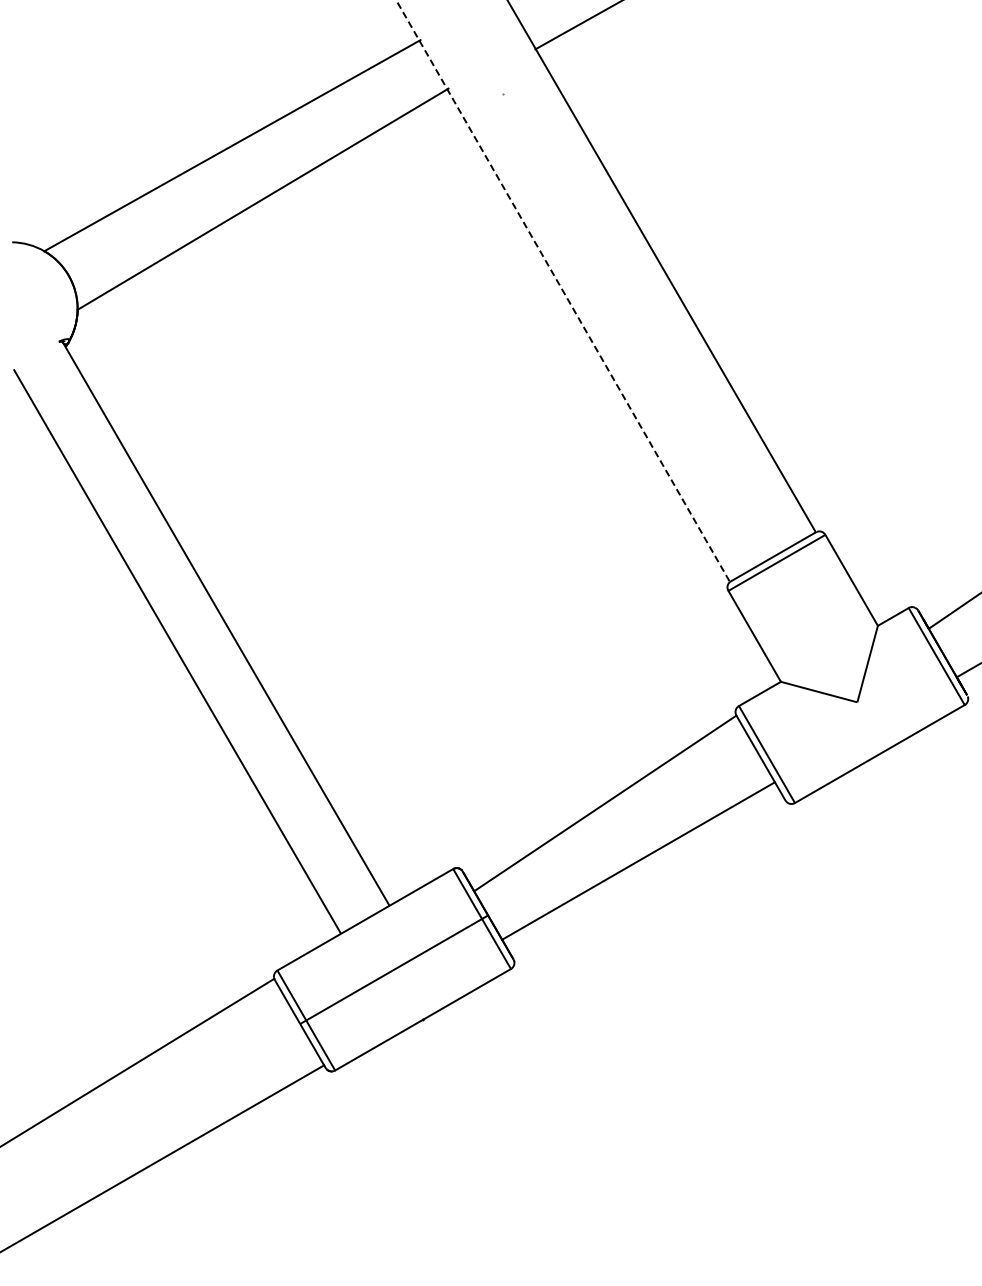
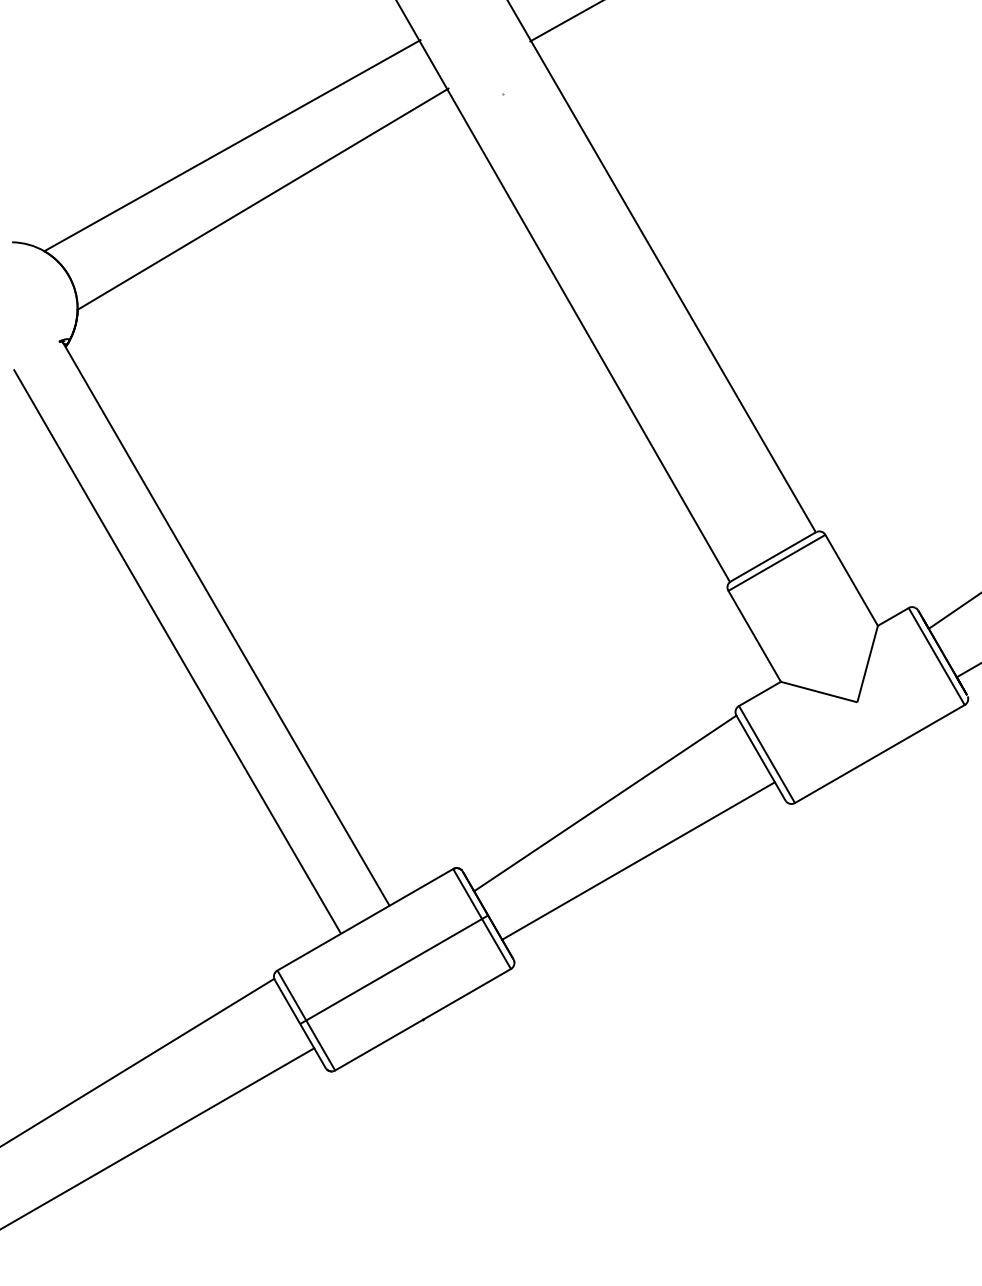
line position: (577, 25) -> (565, 21) (565, 21)
line: dashed -> solid (563, 291)
line position: (163, 1157) -> (158, 1138) (158, 1138)
